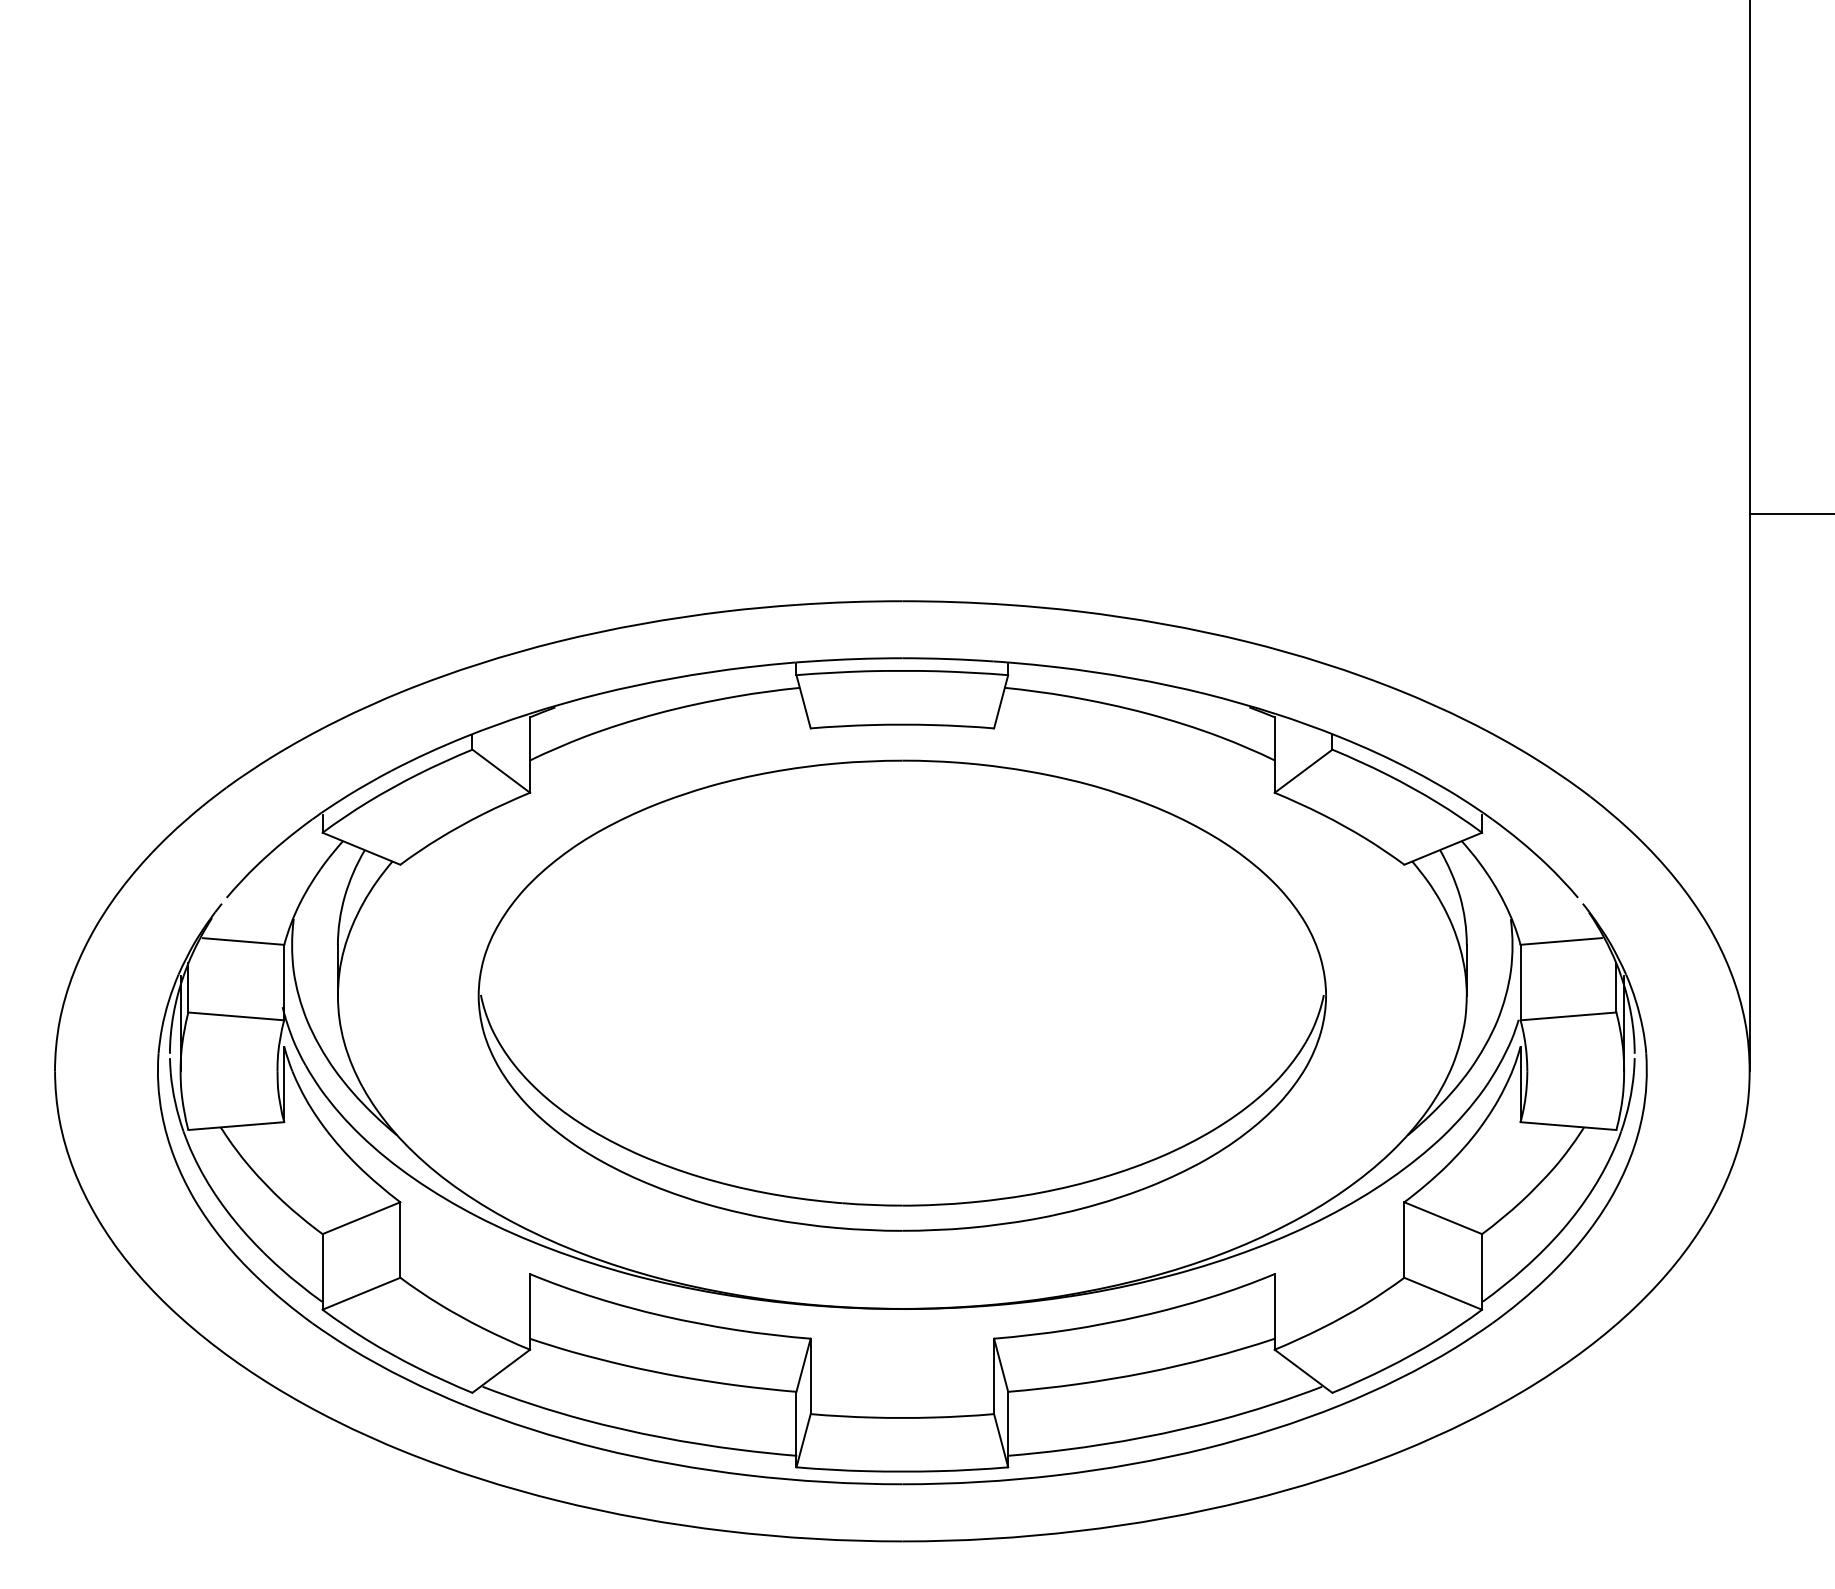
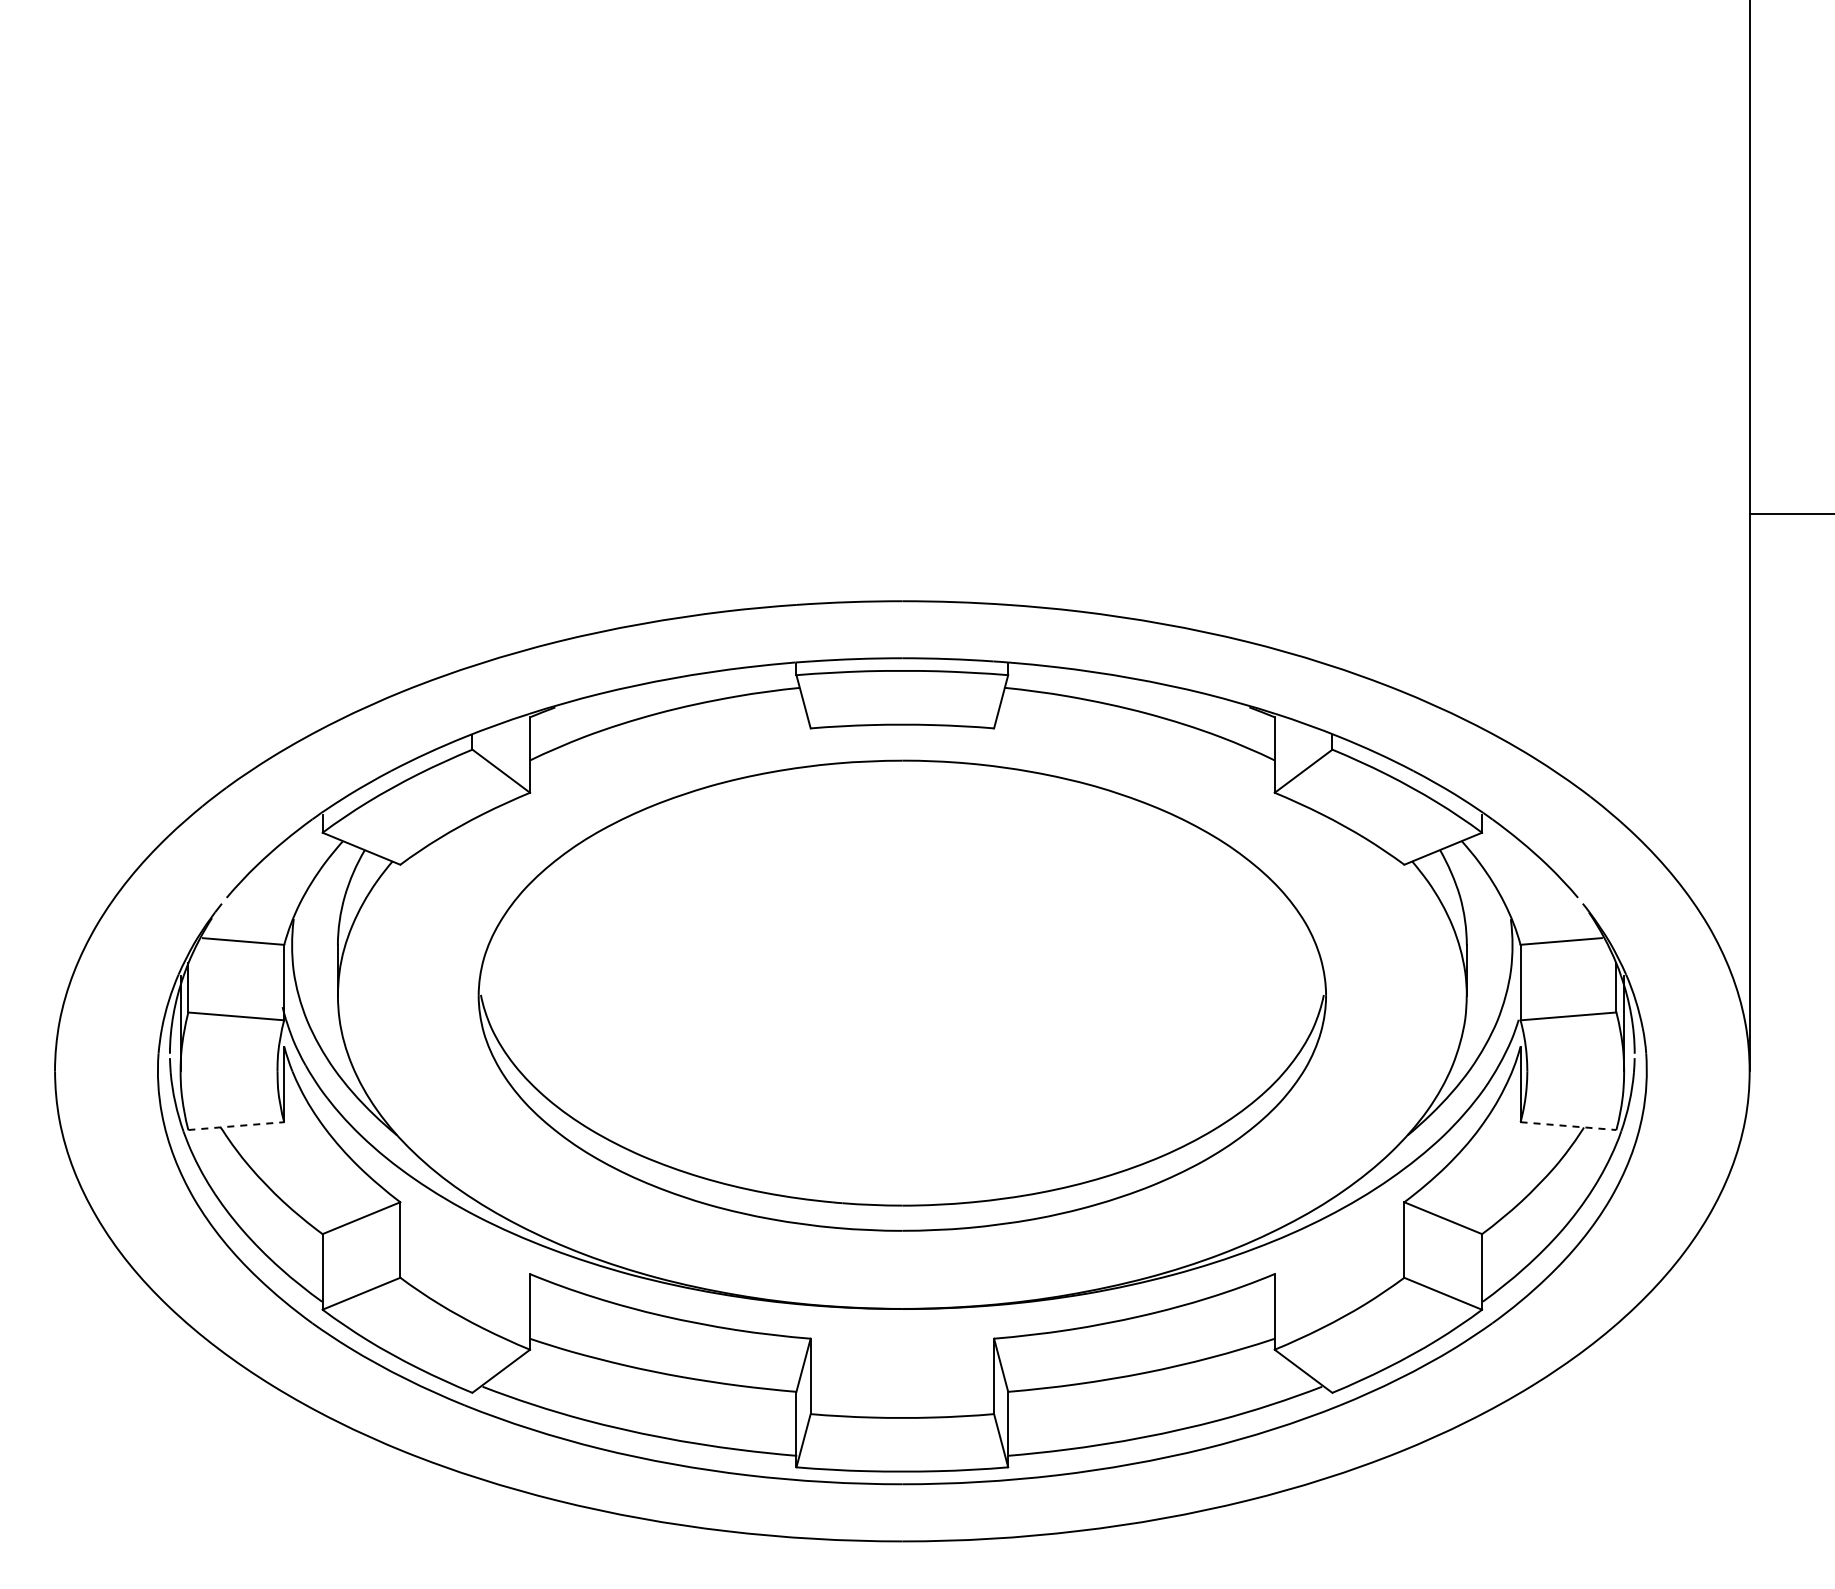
line: solid -> dashed (236, 1126)
line: solid -> dashed (1568, 1126)
